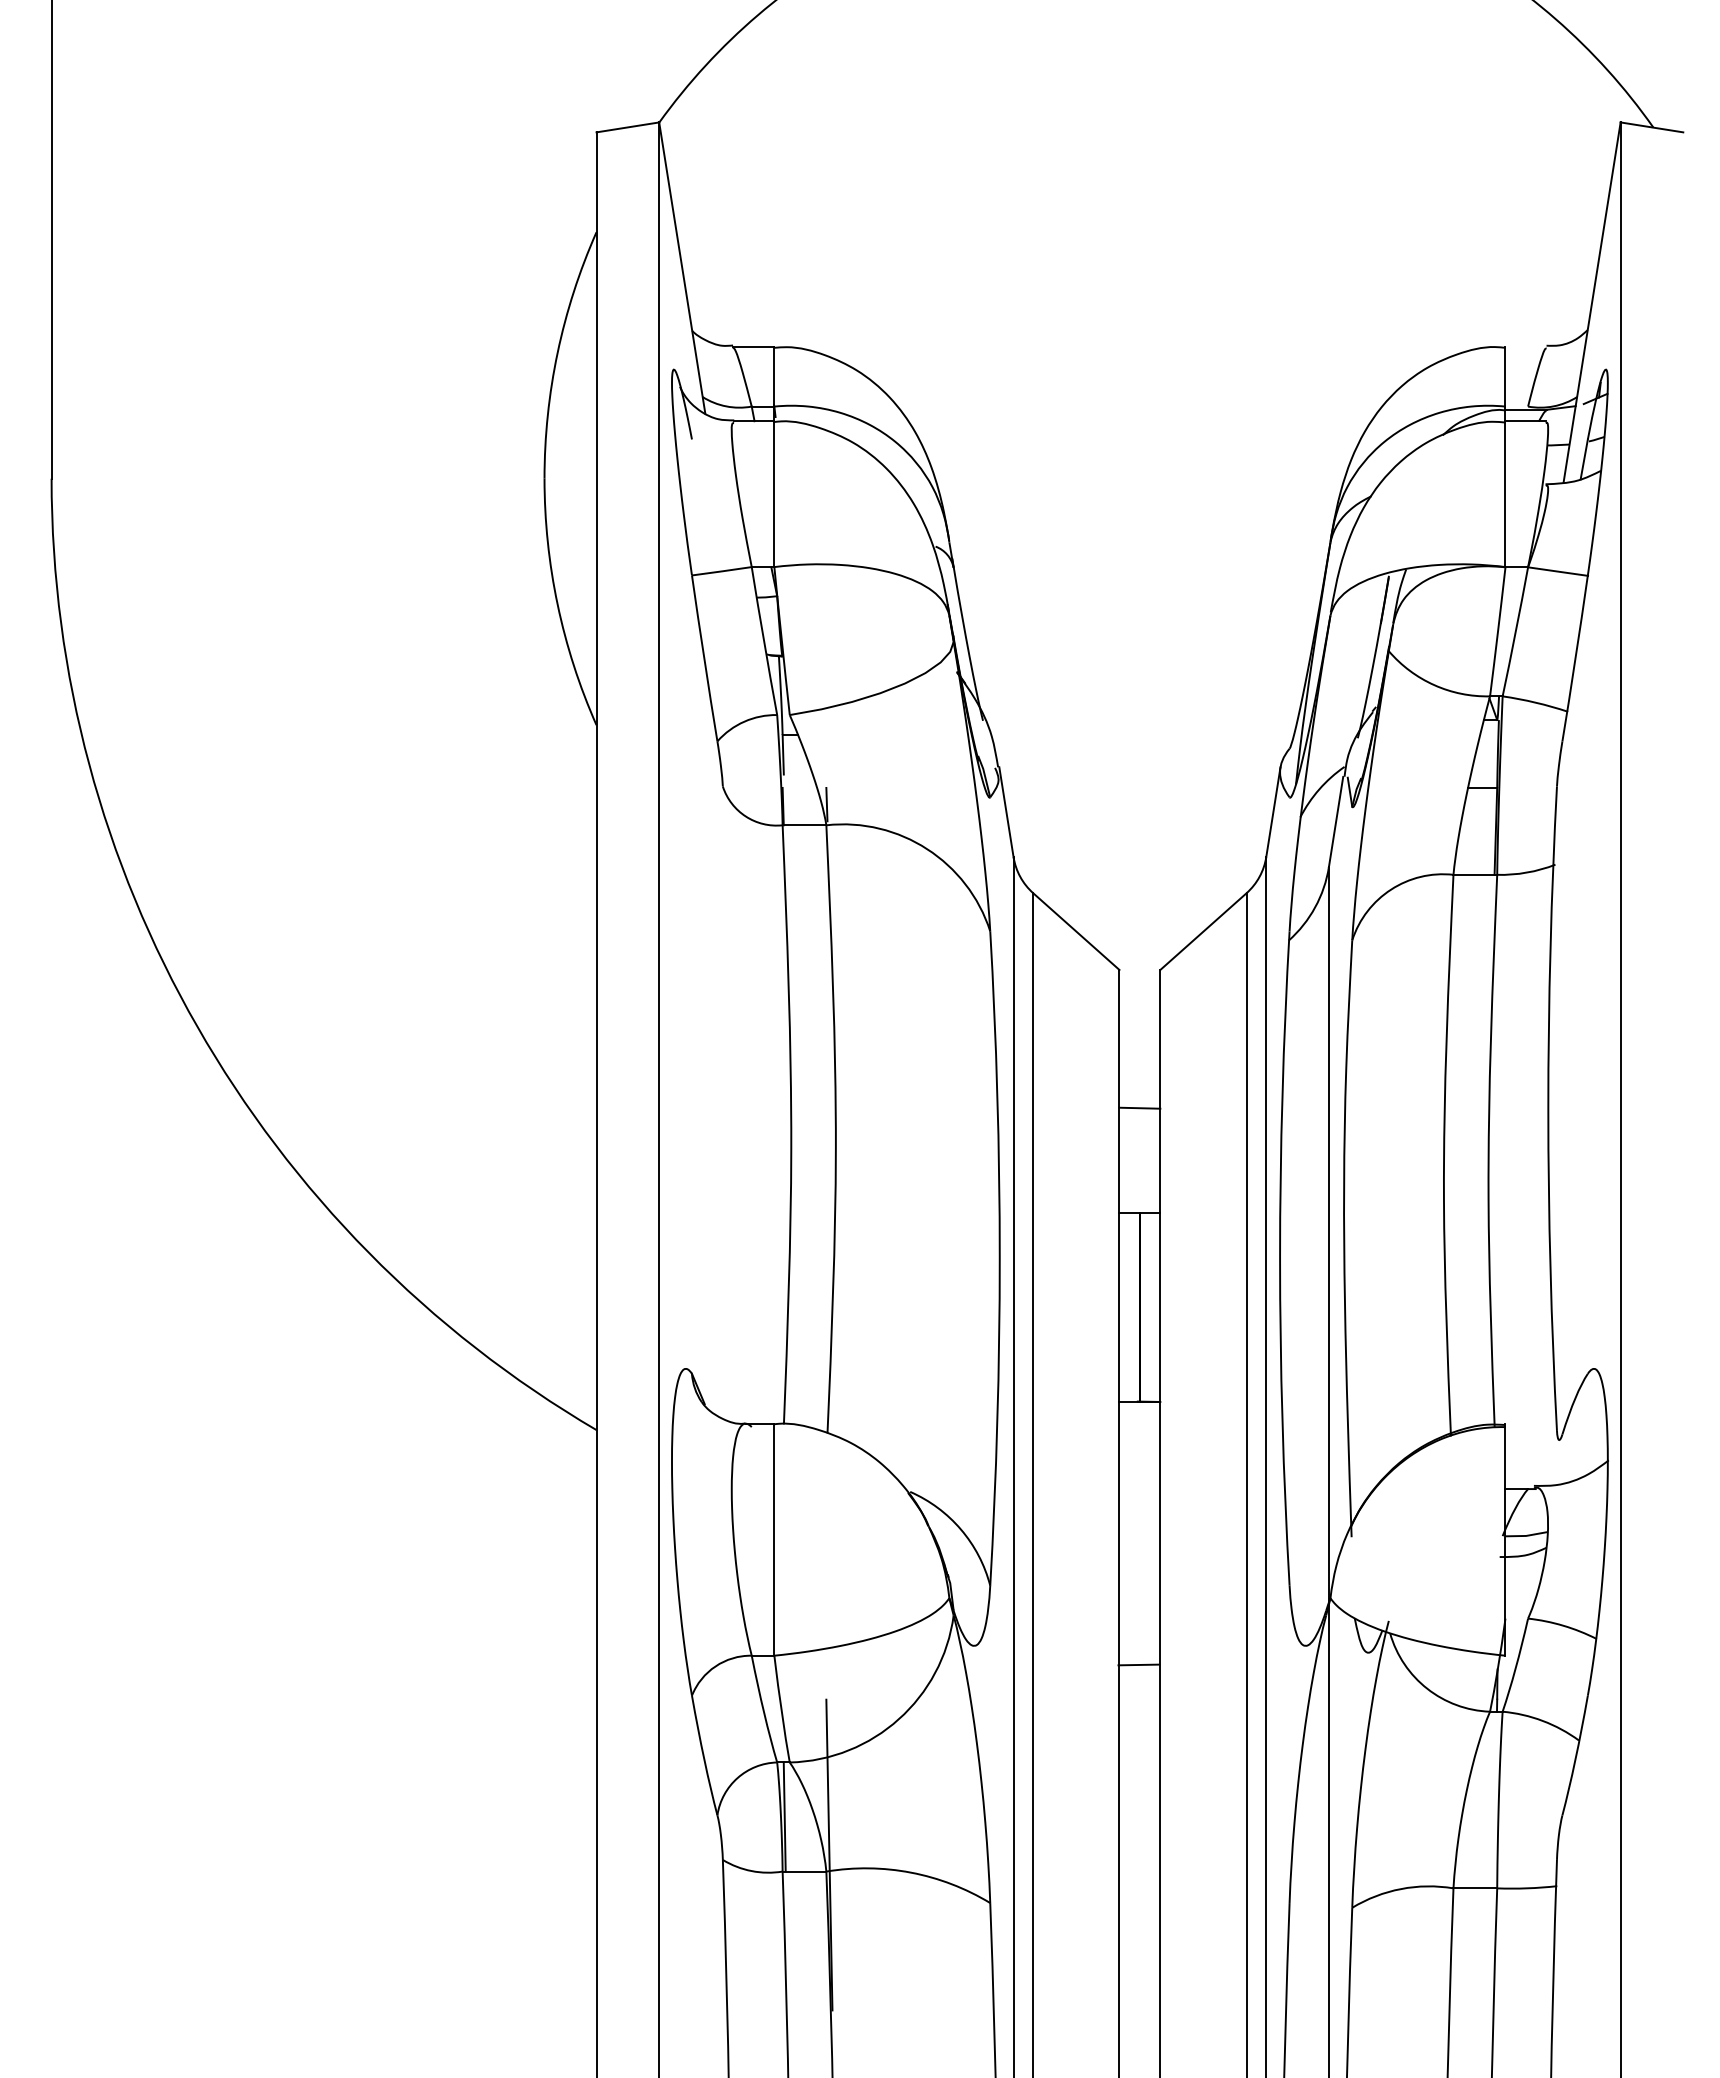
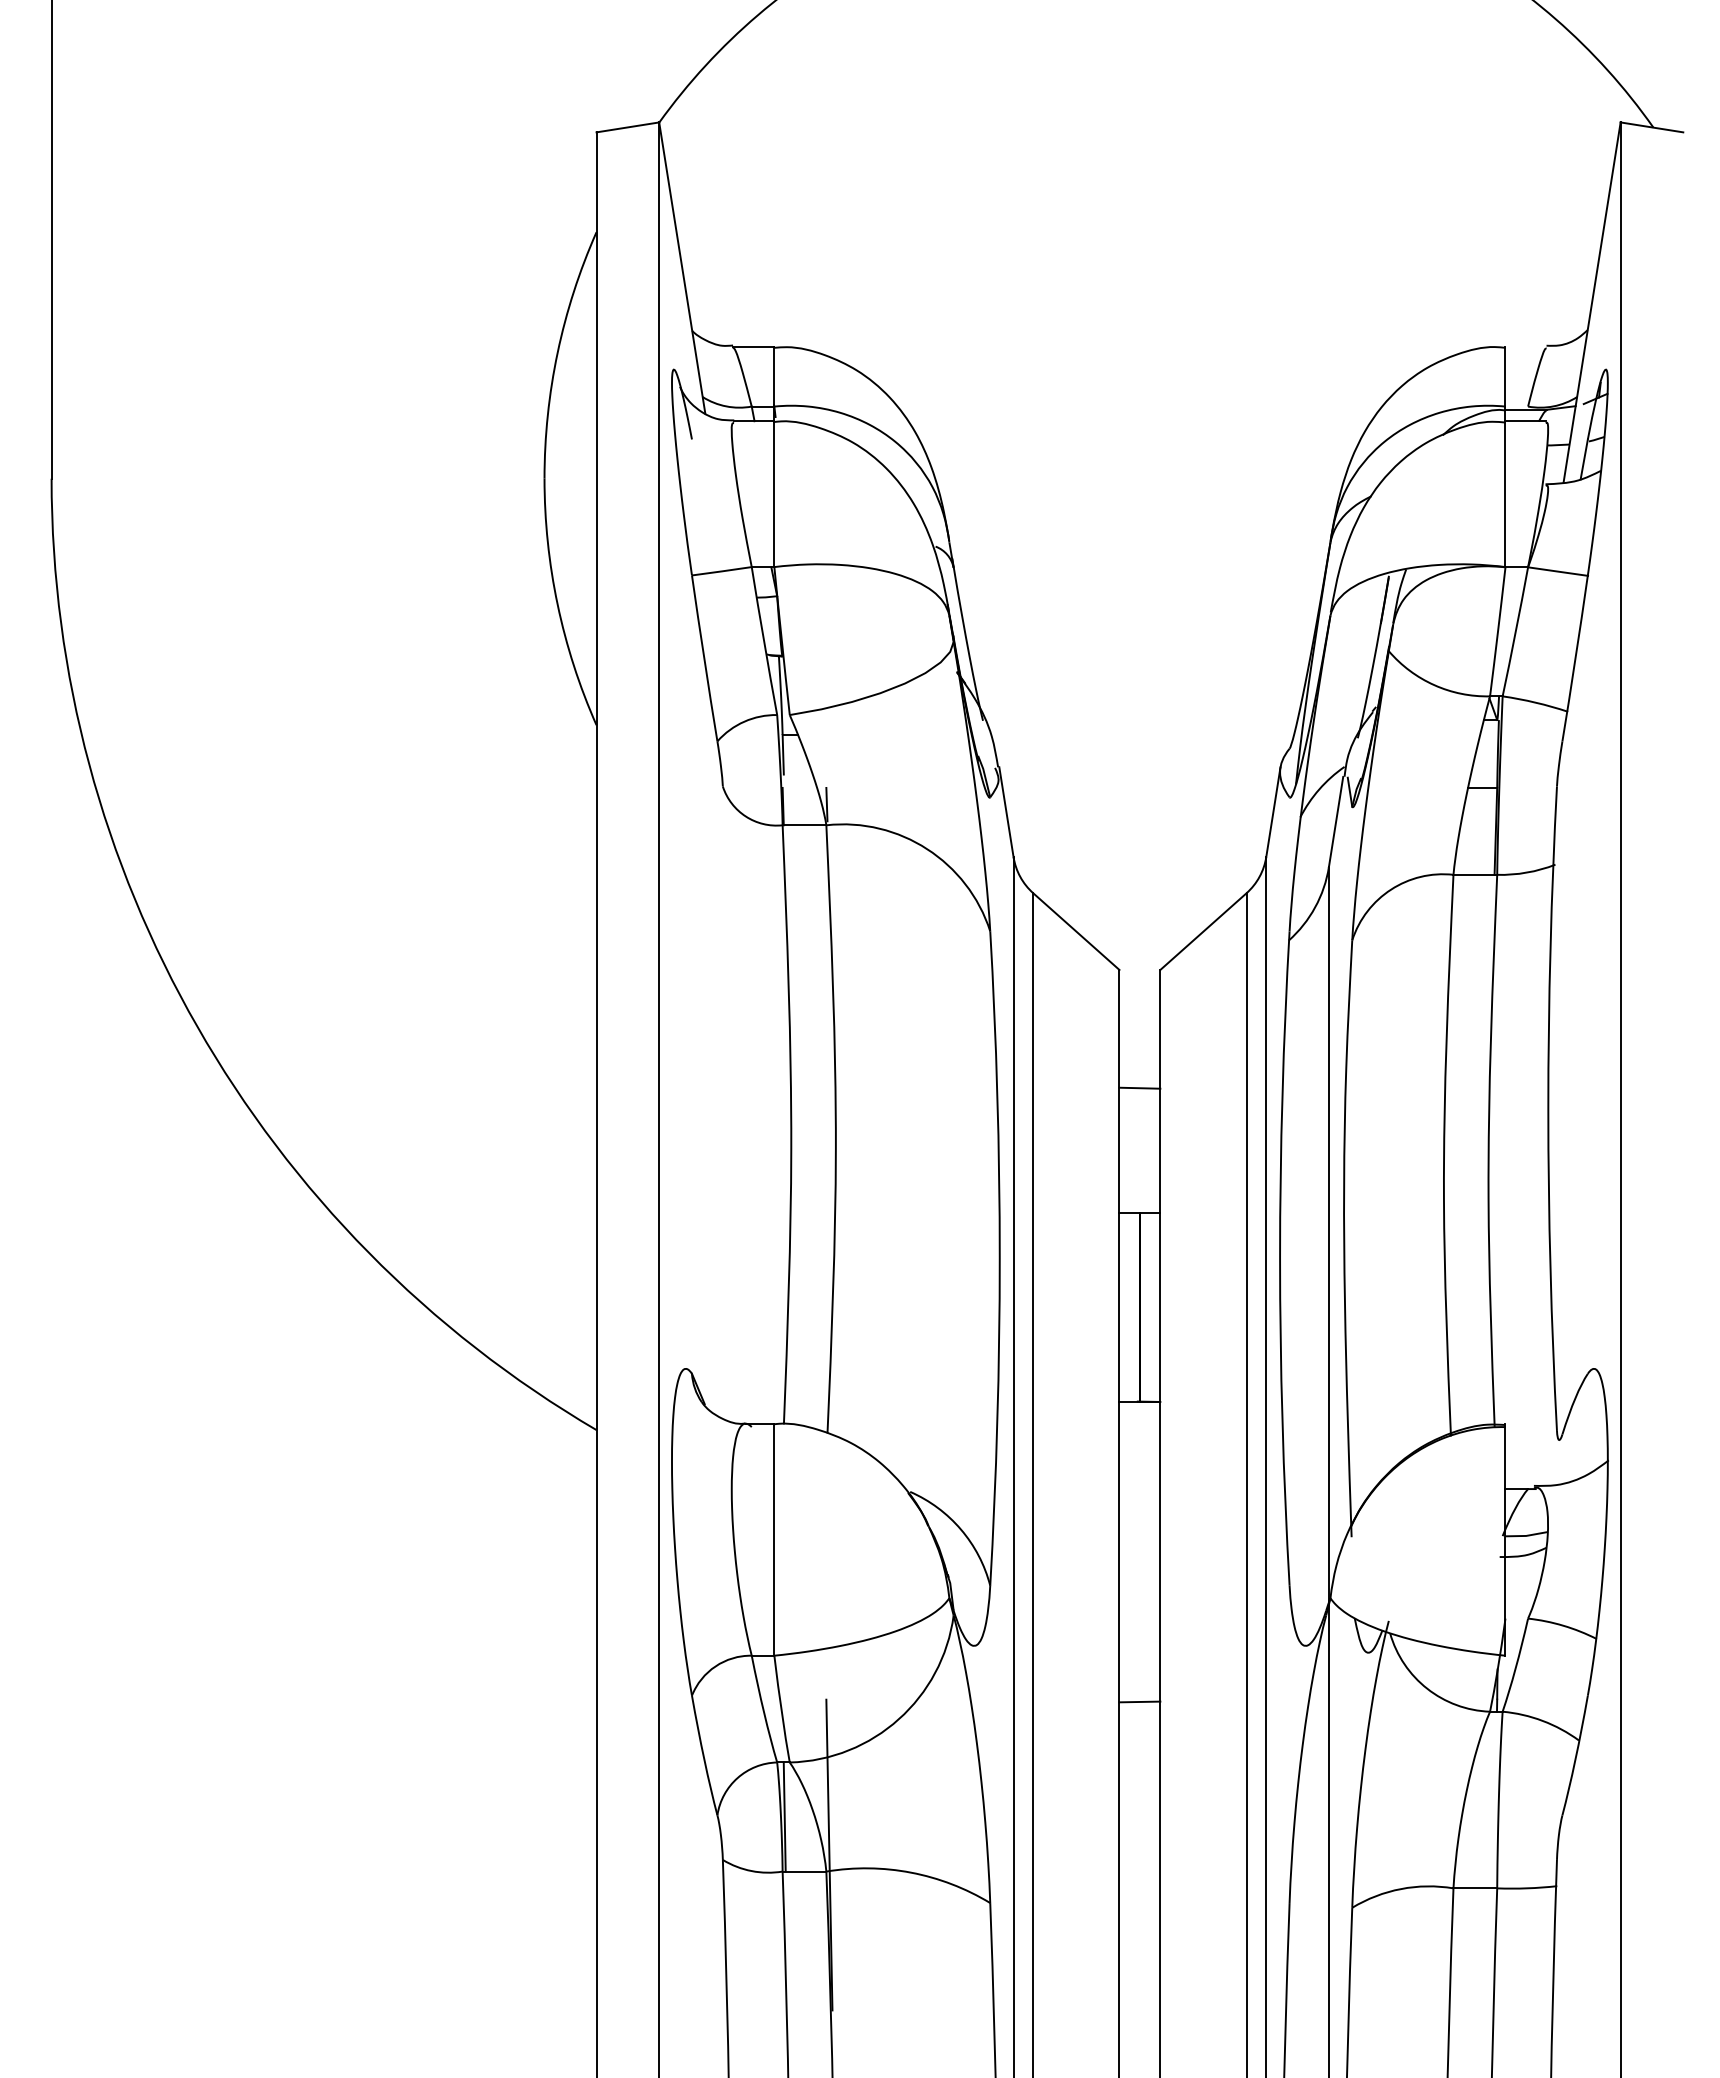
line position: (1139, 1107) -> (1139, 1087) (1139, 1087)
line position: (1138, 1664) -> (1139, 1701) (1139, 1701)
